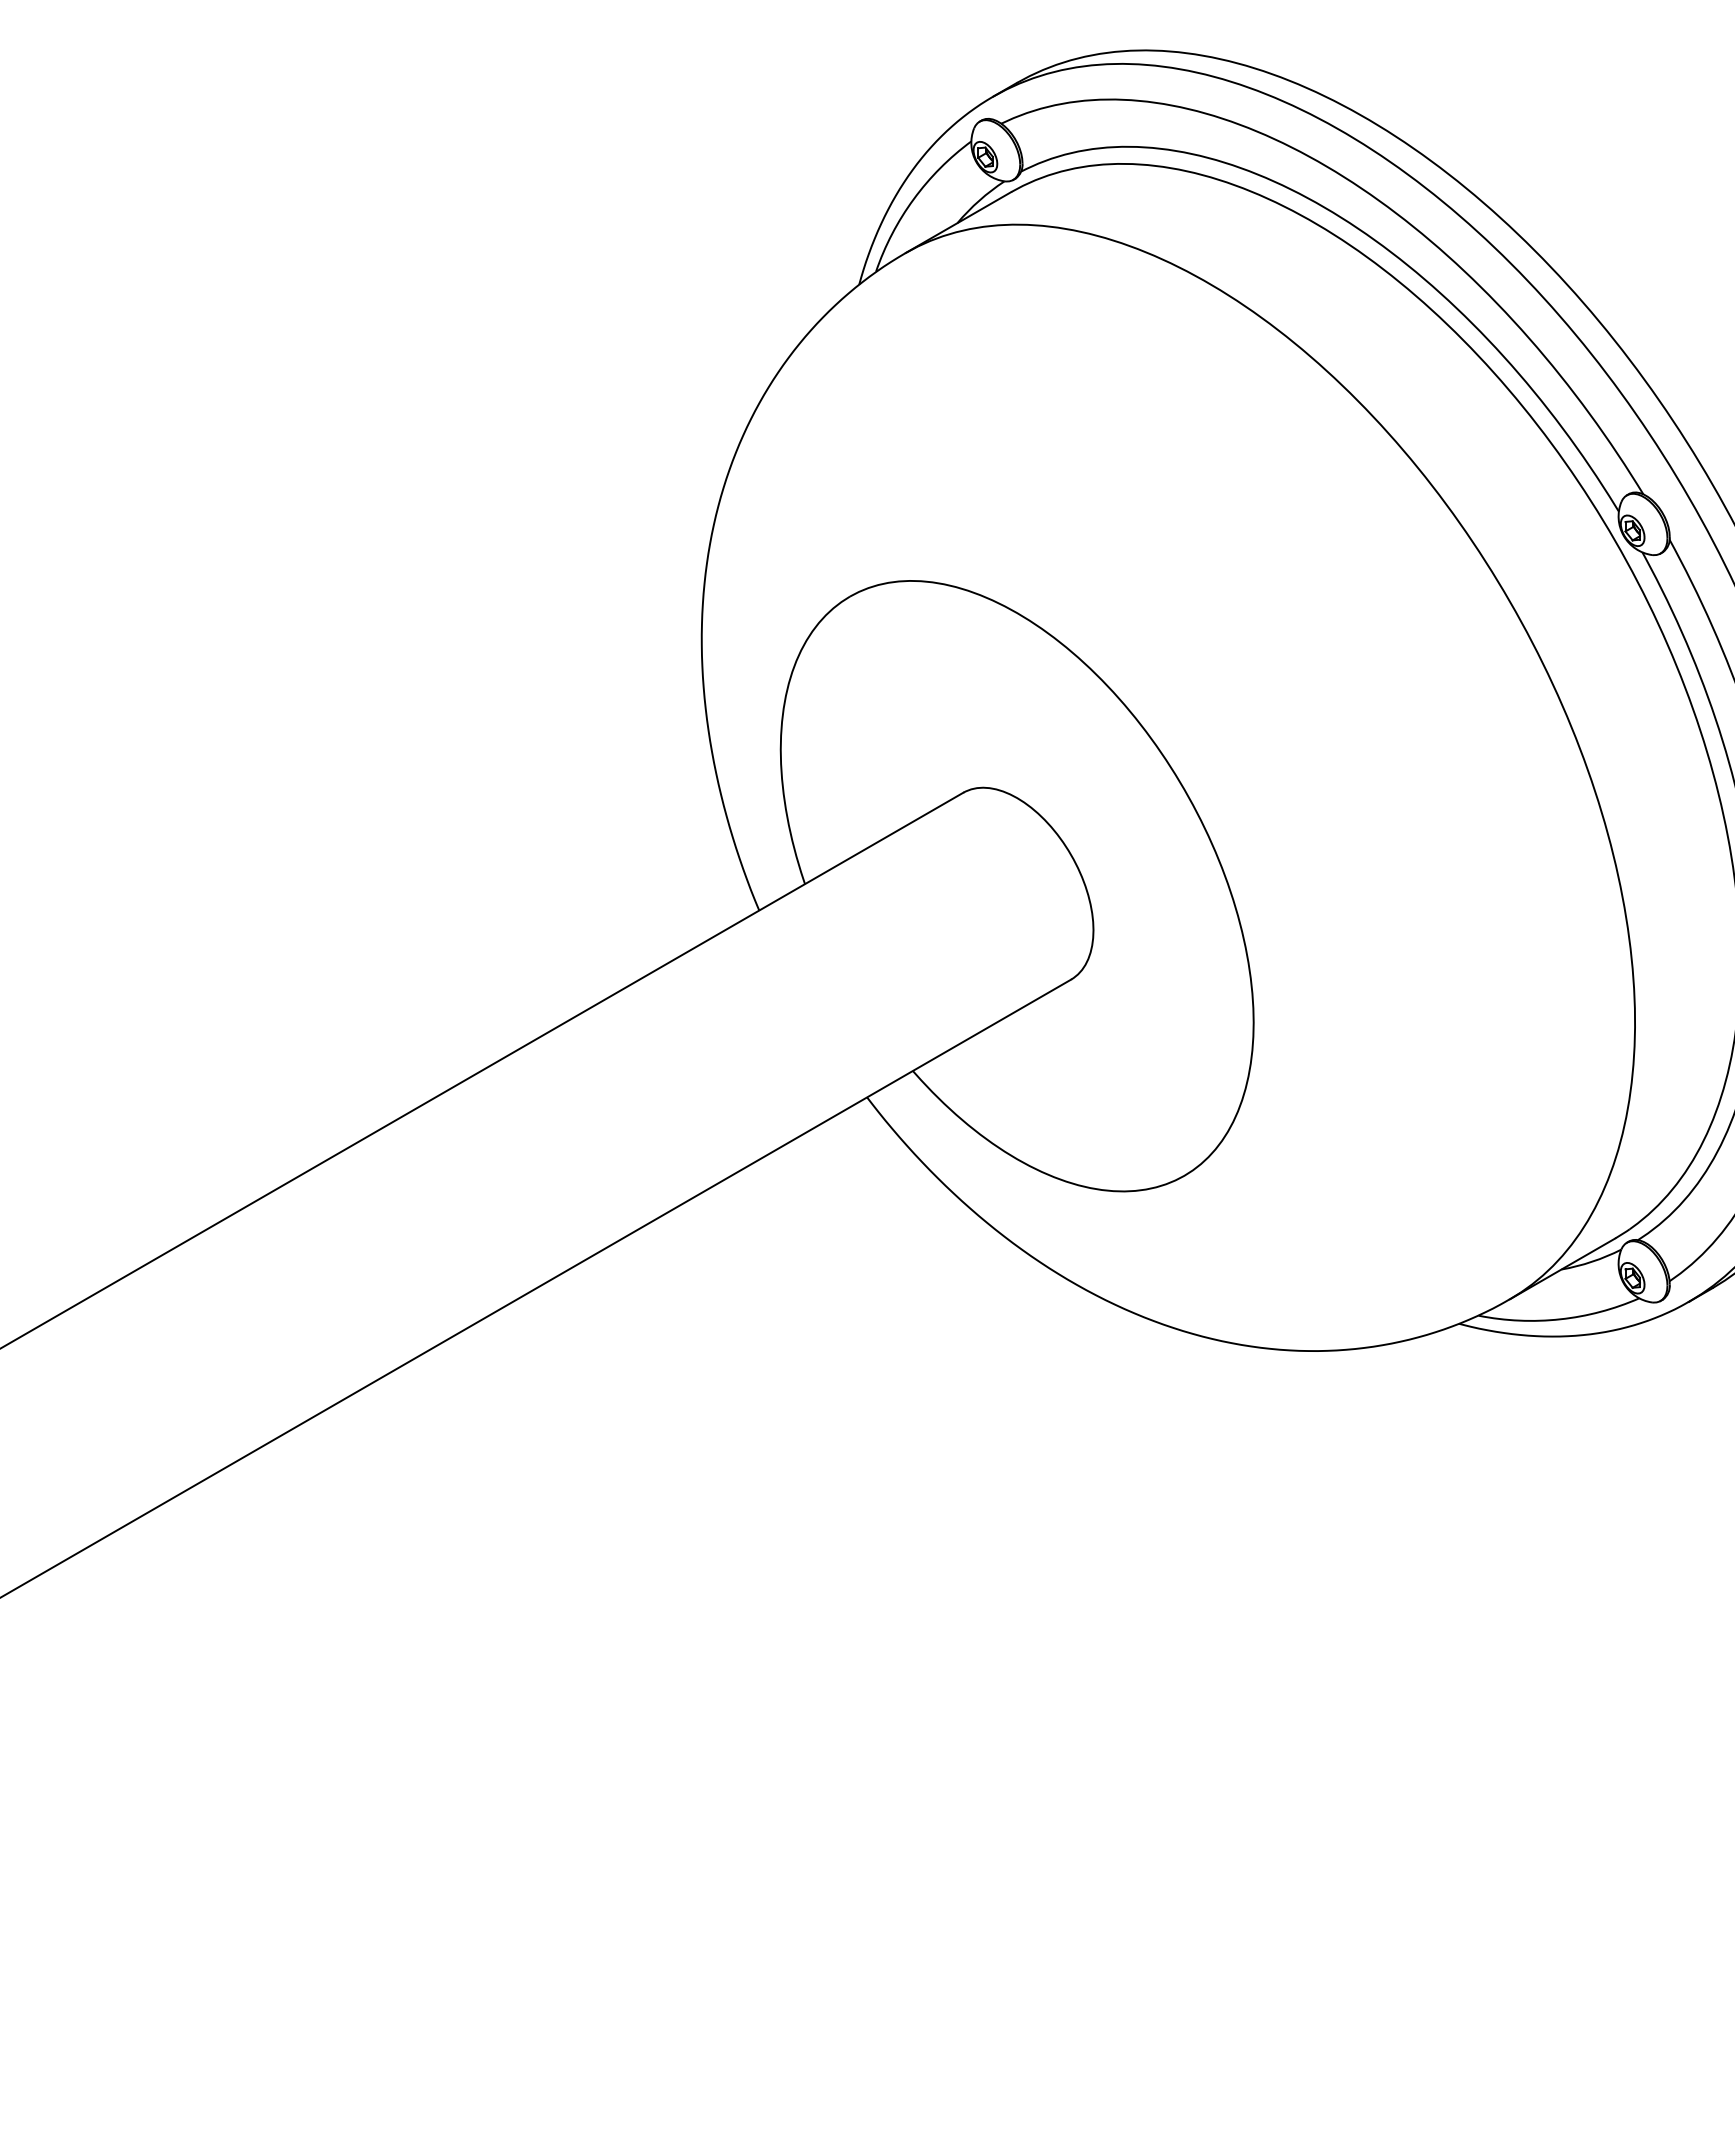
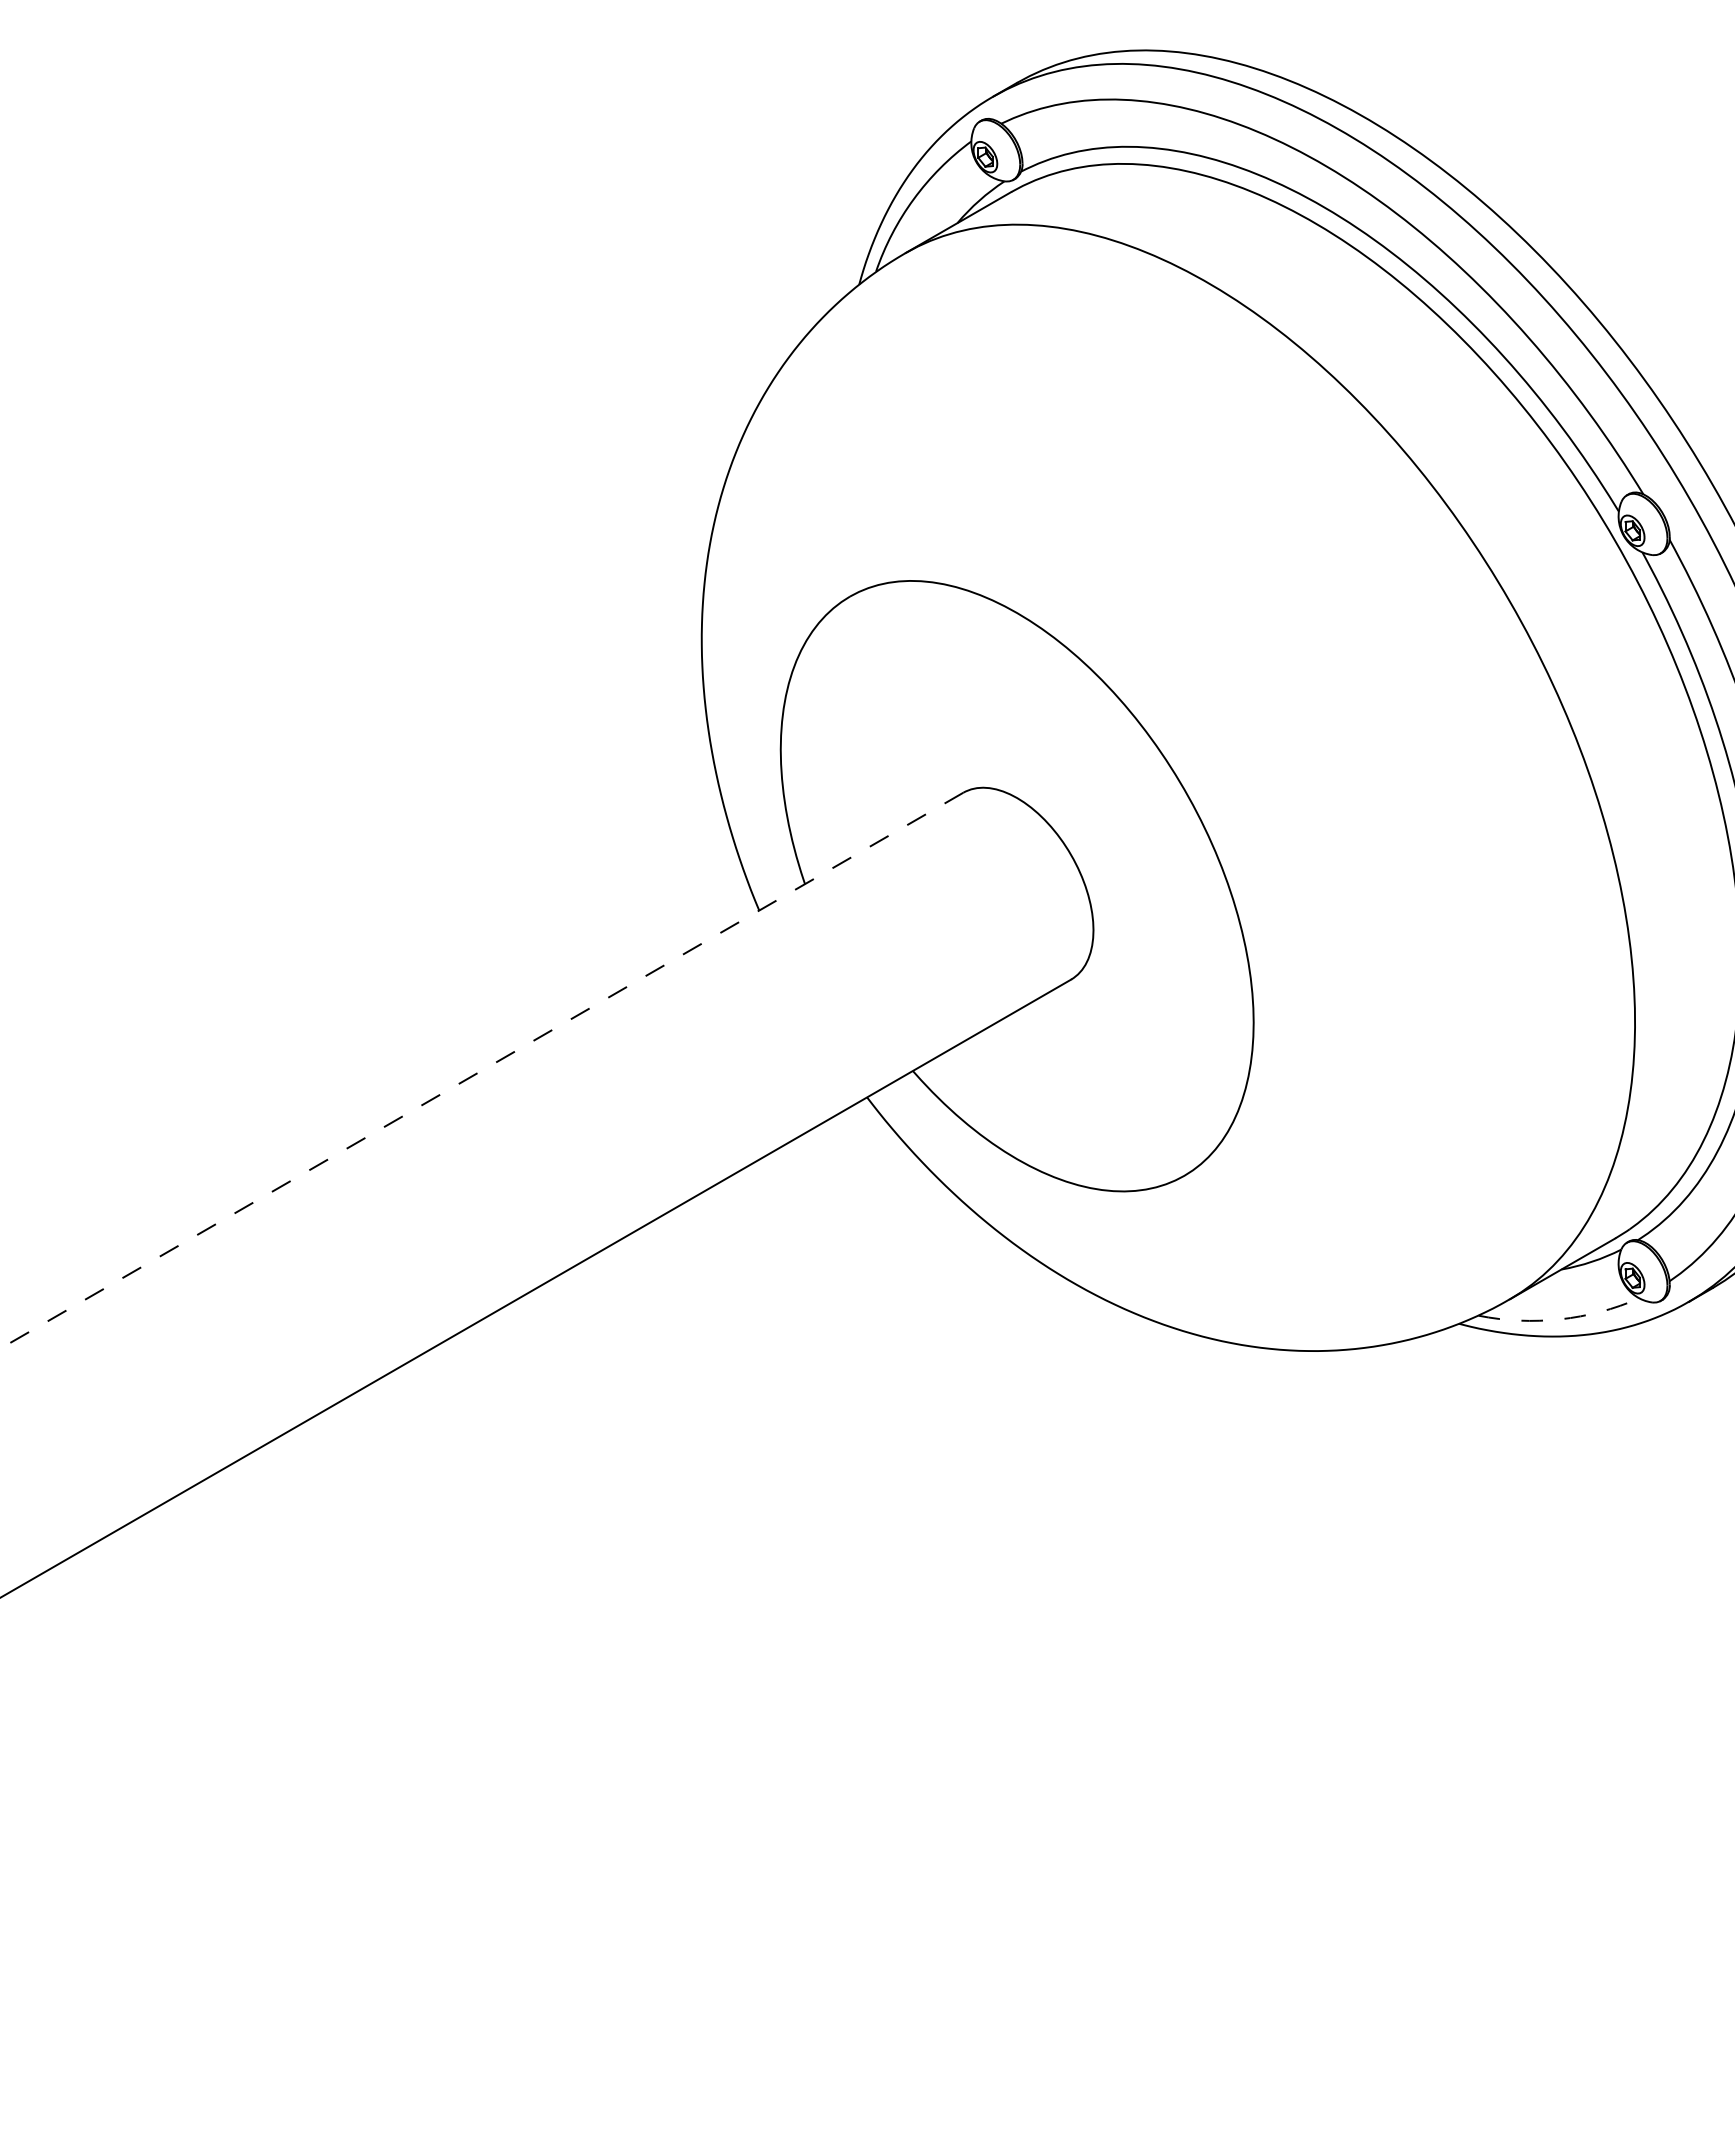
line: solid -> dashed (481, 1070)
arc: solid -> dashed (1560, 1319)
